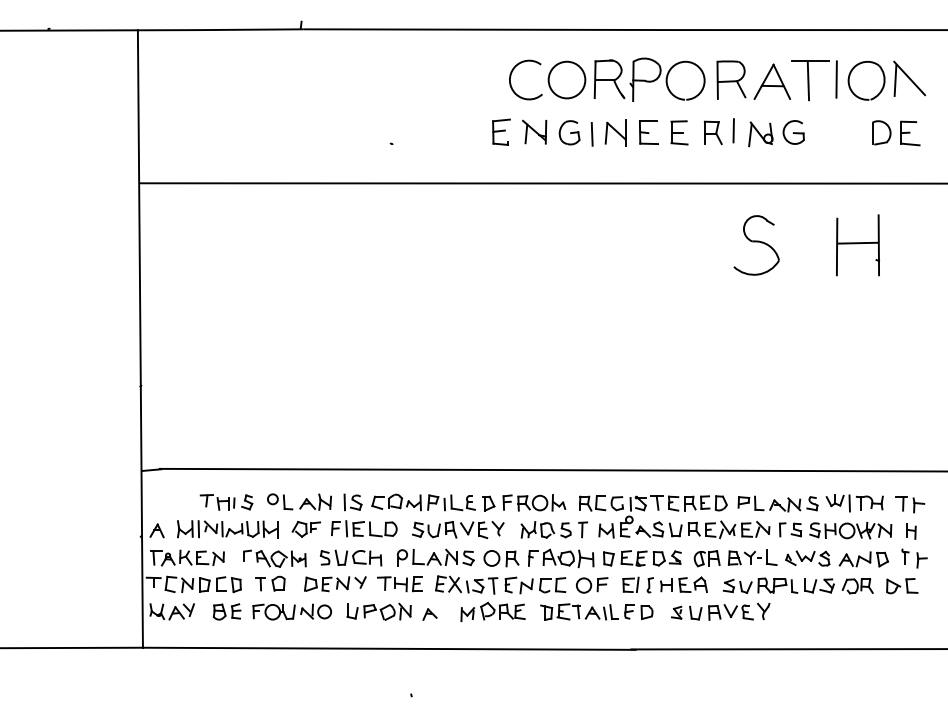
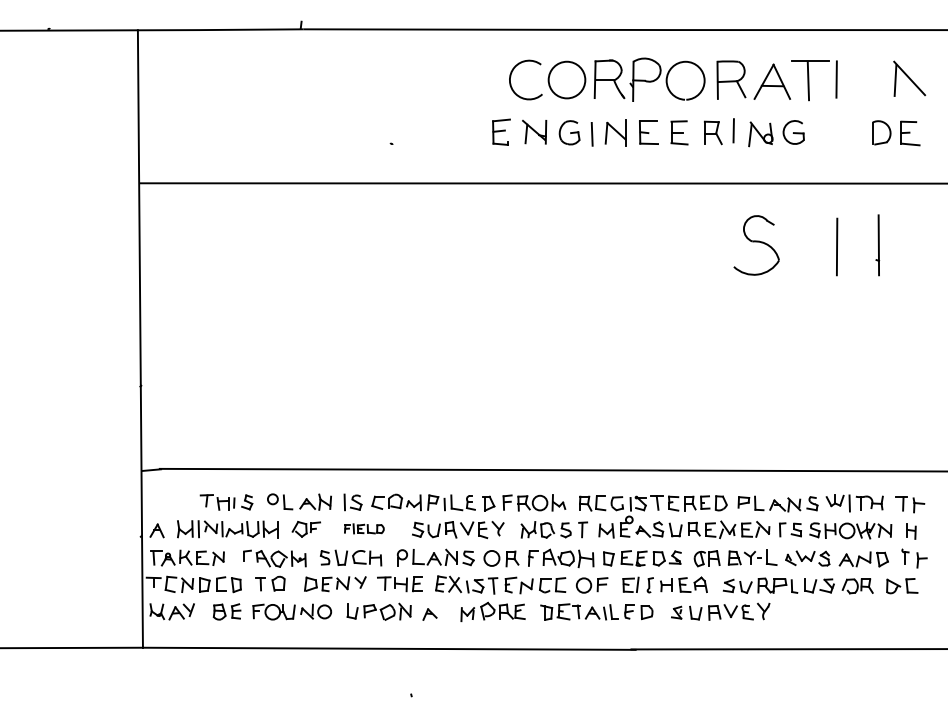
part: present -> none (866, 80)
line: present -> none (857, 242)
part size: 67x18 px -> 41x12 px (364, 528)
